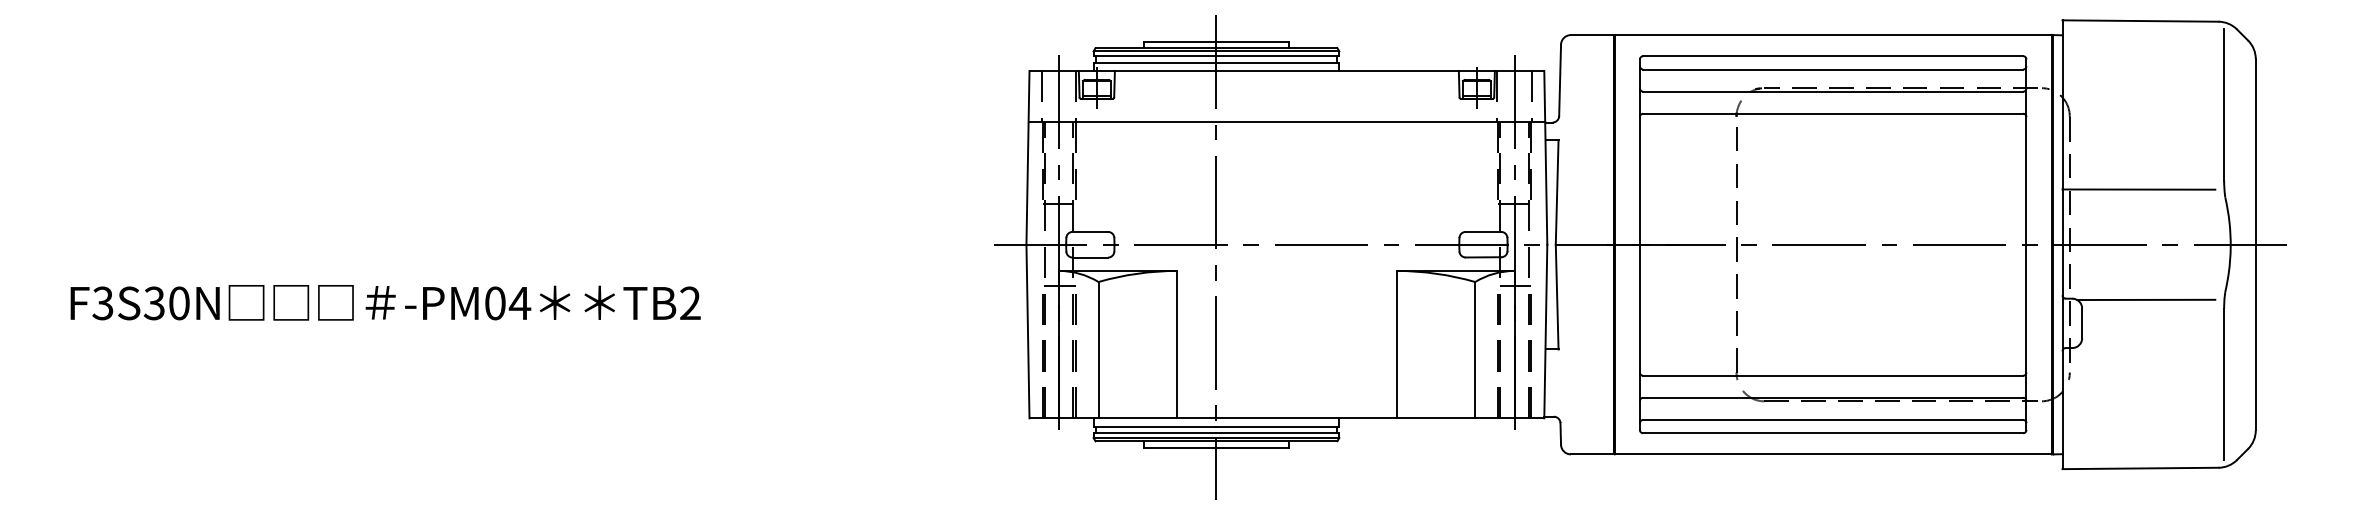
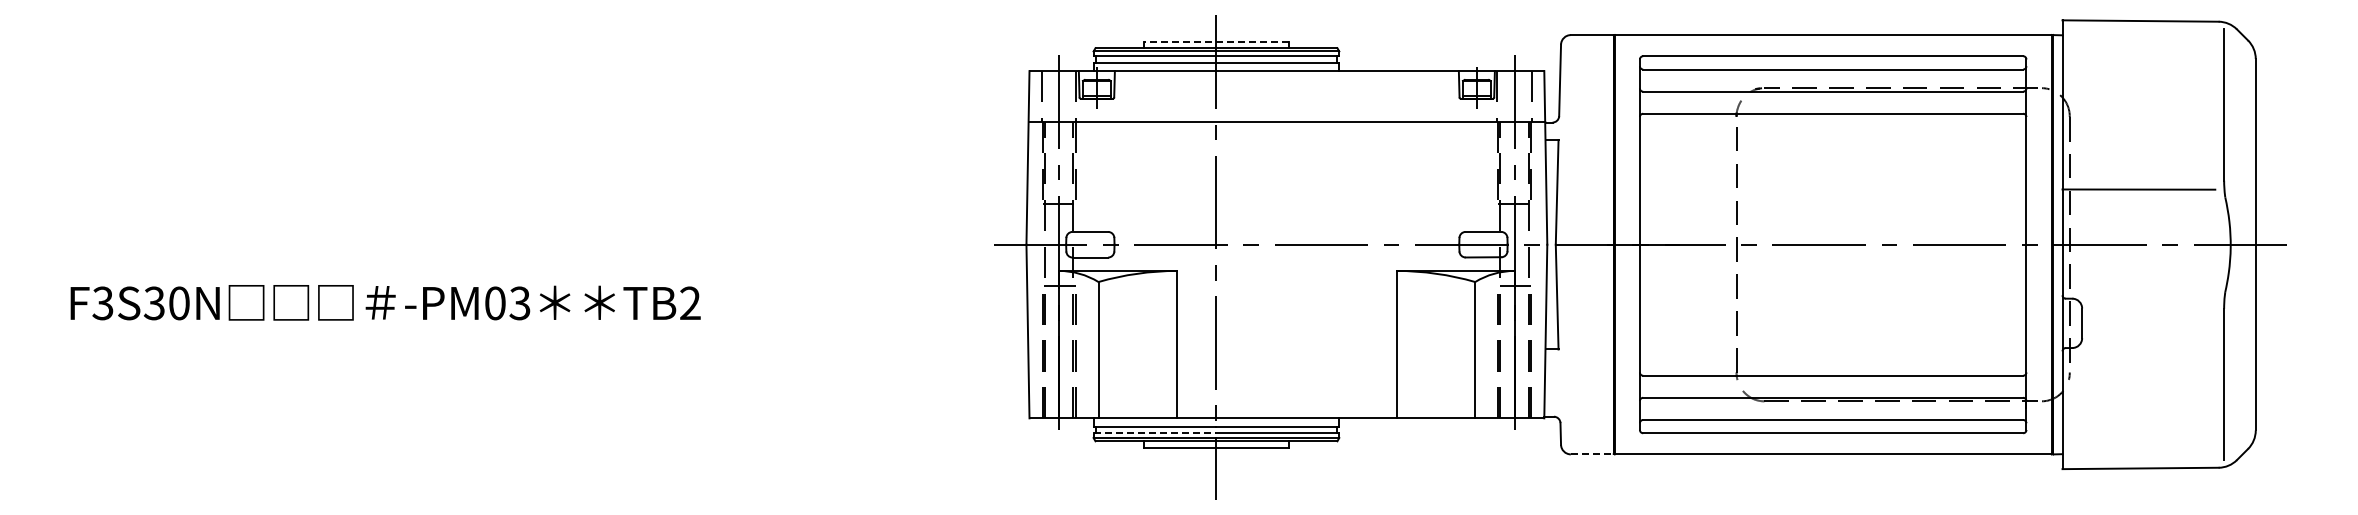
line: solid -> dashed (1215, 41)
line: present -> none (2146, 299)
text: -PM04 -> -PM03 (519, 303)
line: solid -> dashed (1155, 433)
line: solid -> dashed (1592, 454)
